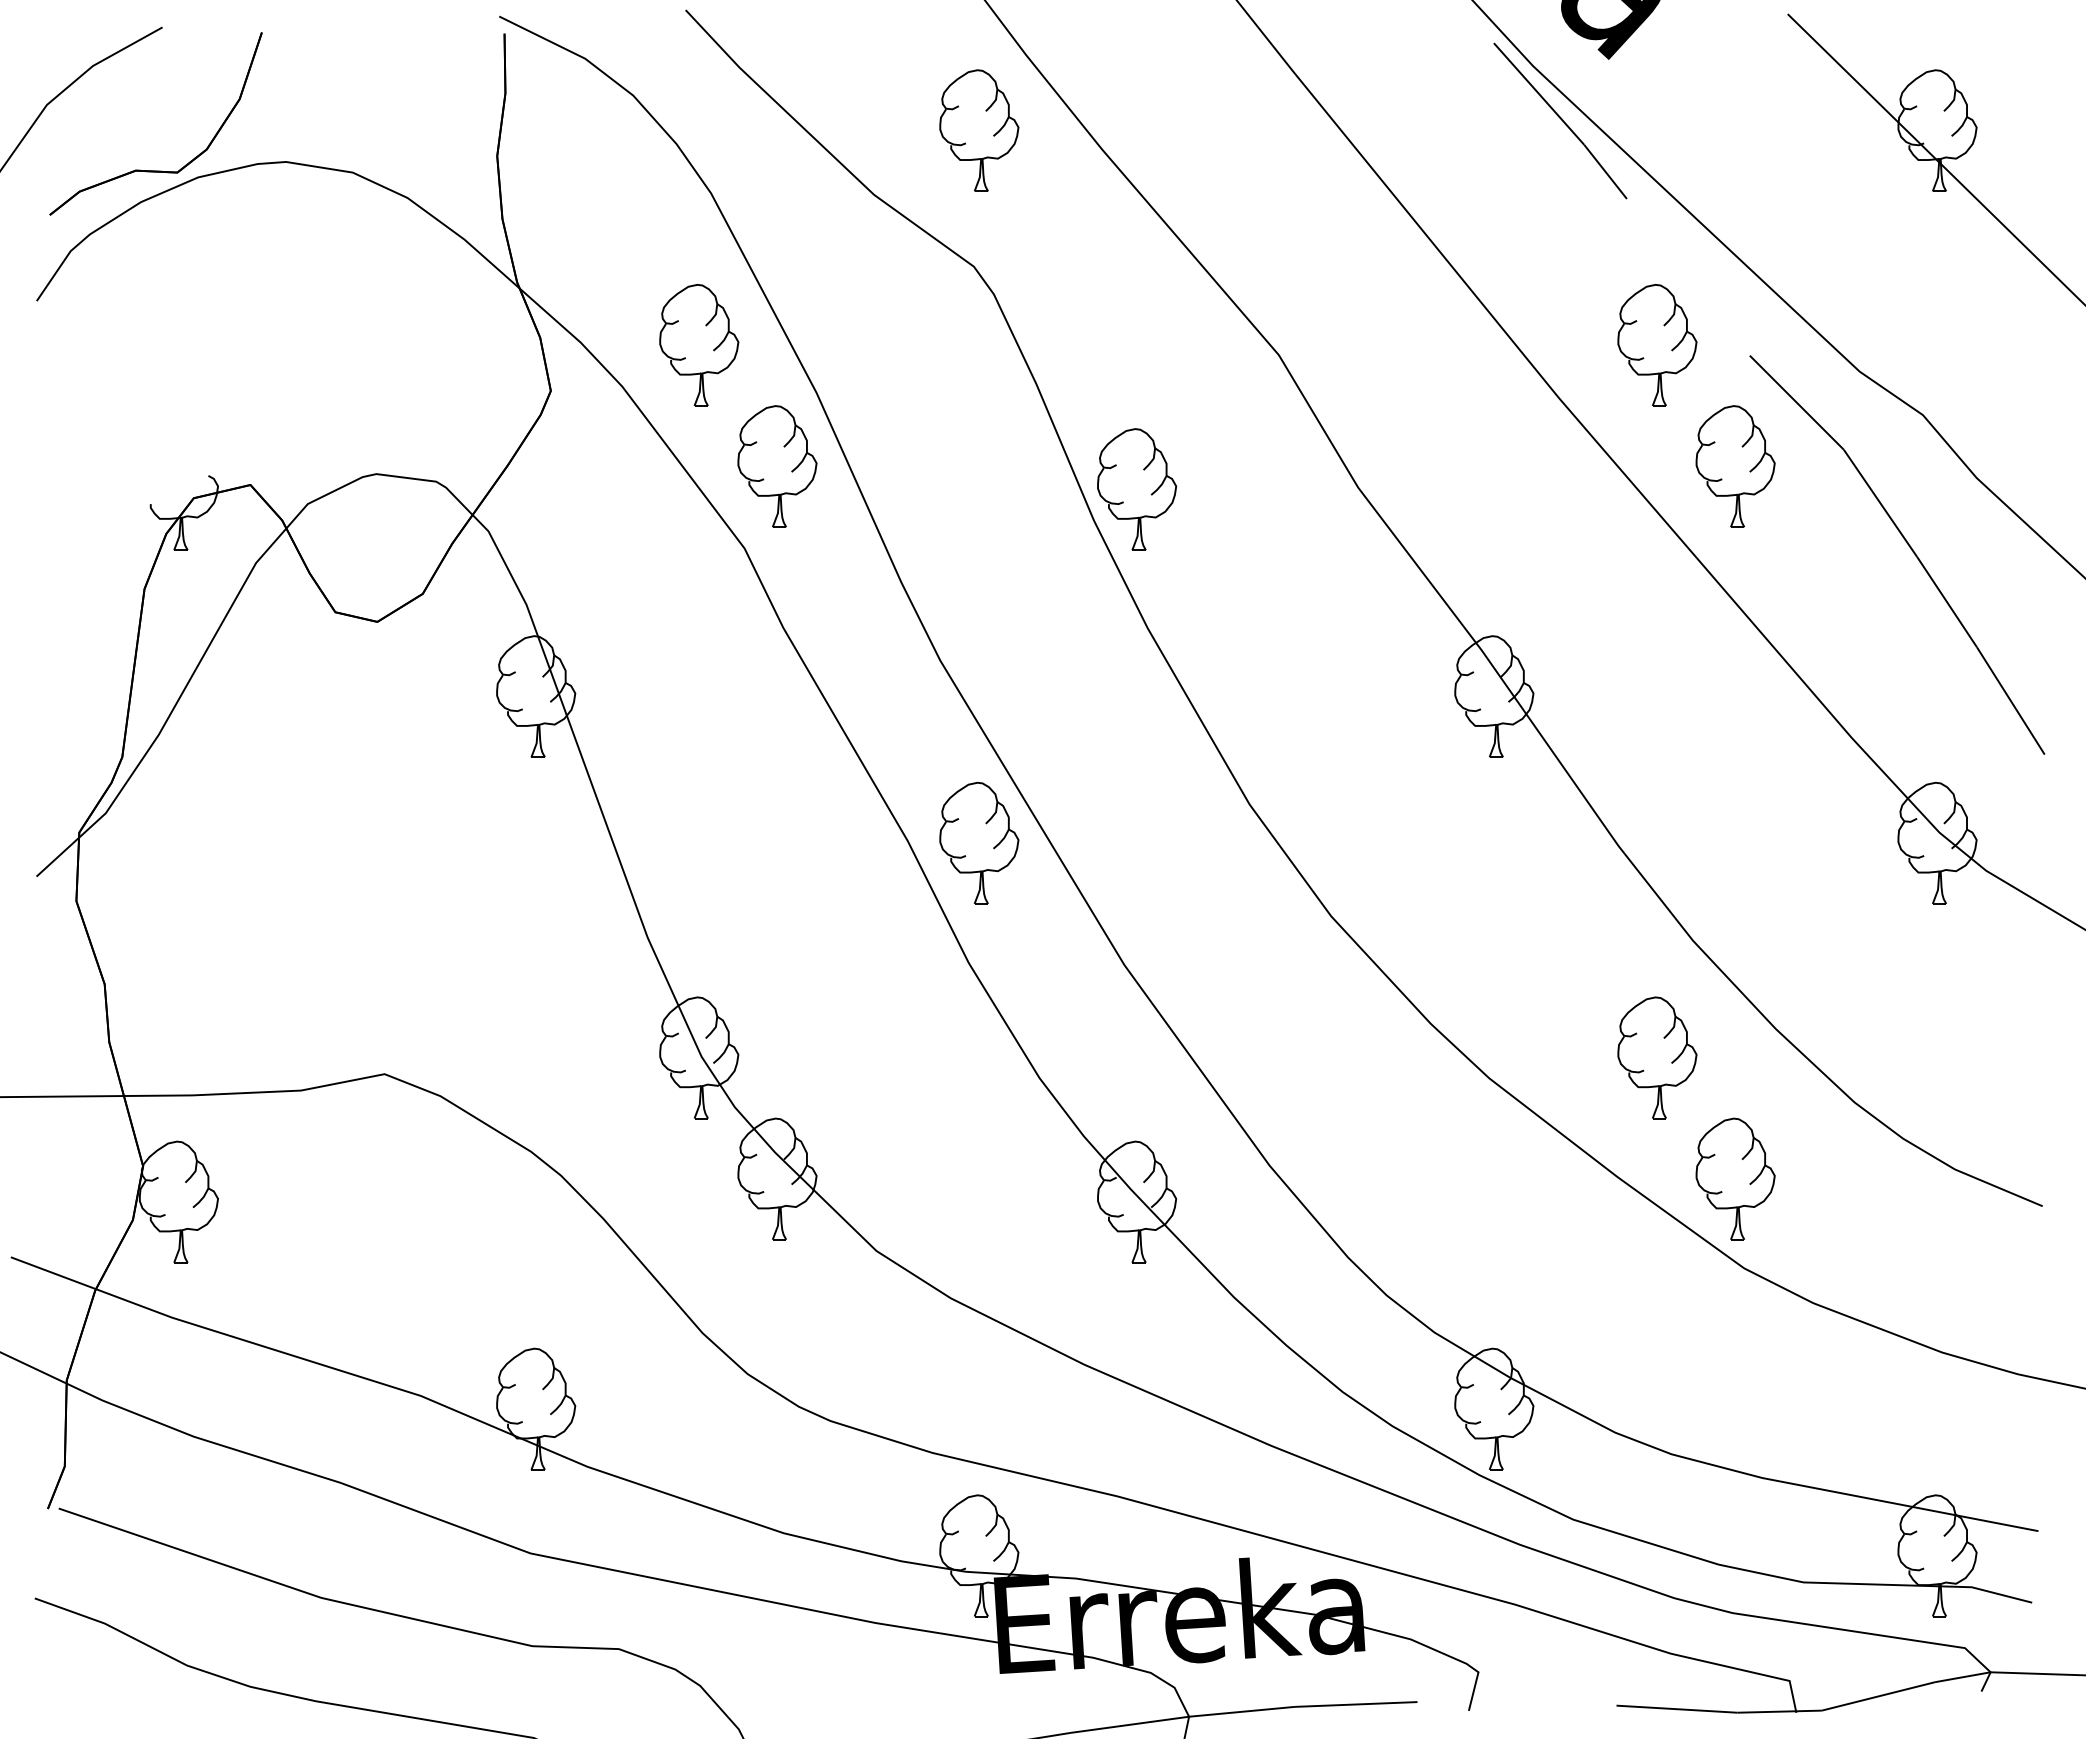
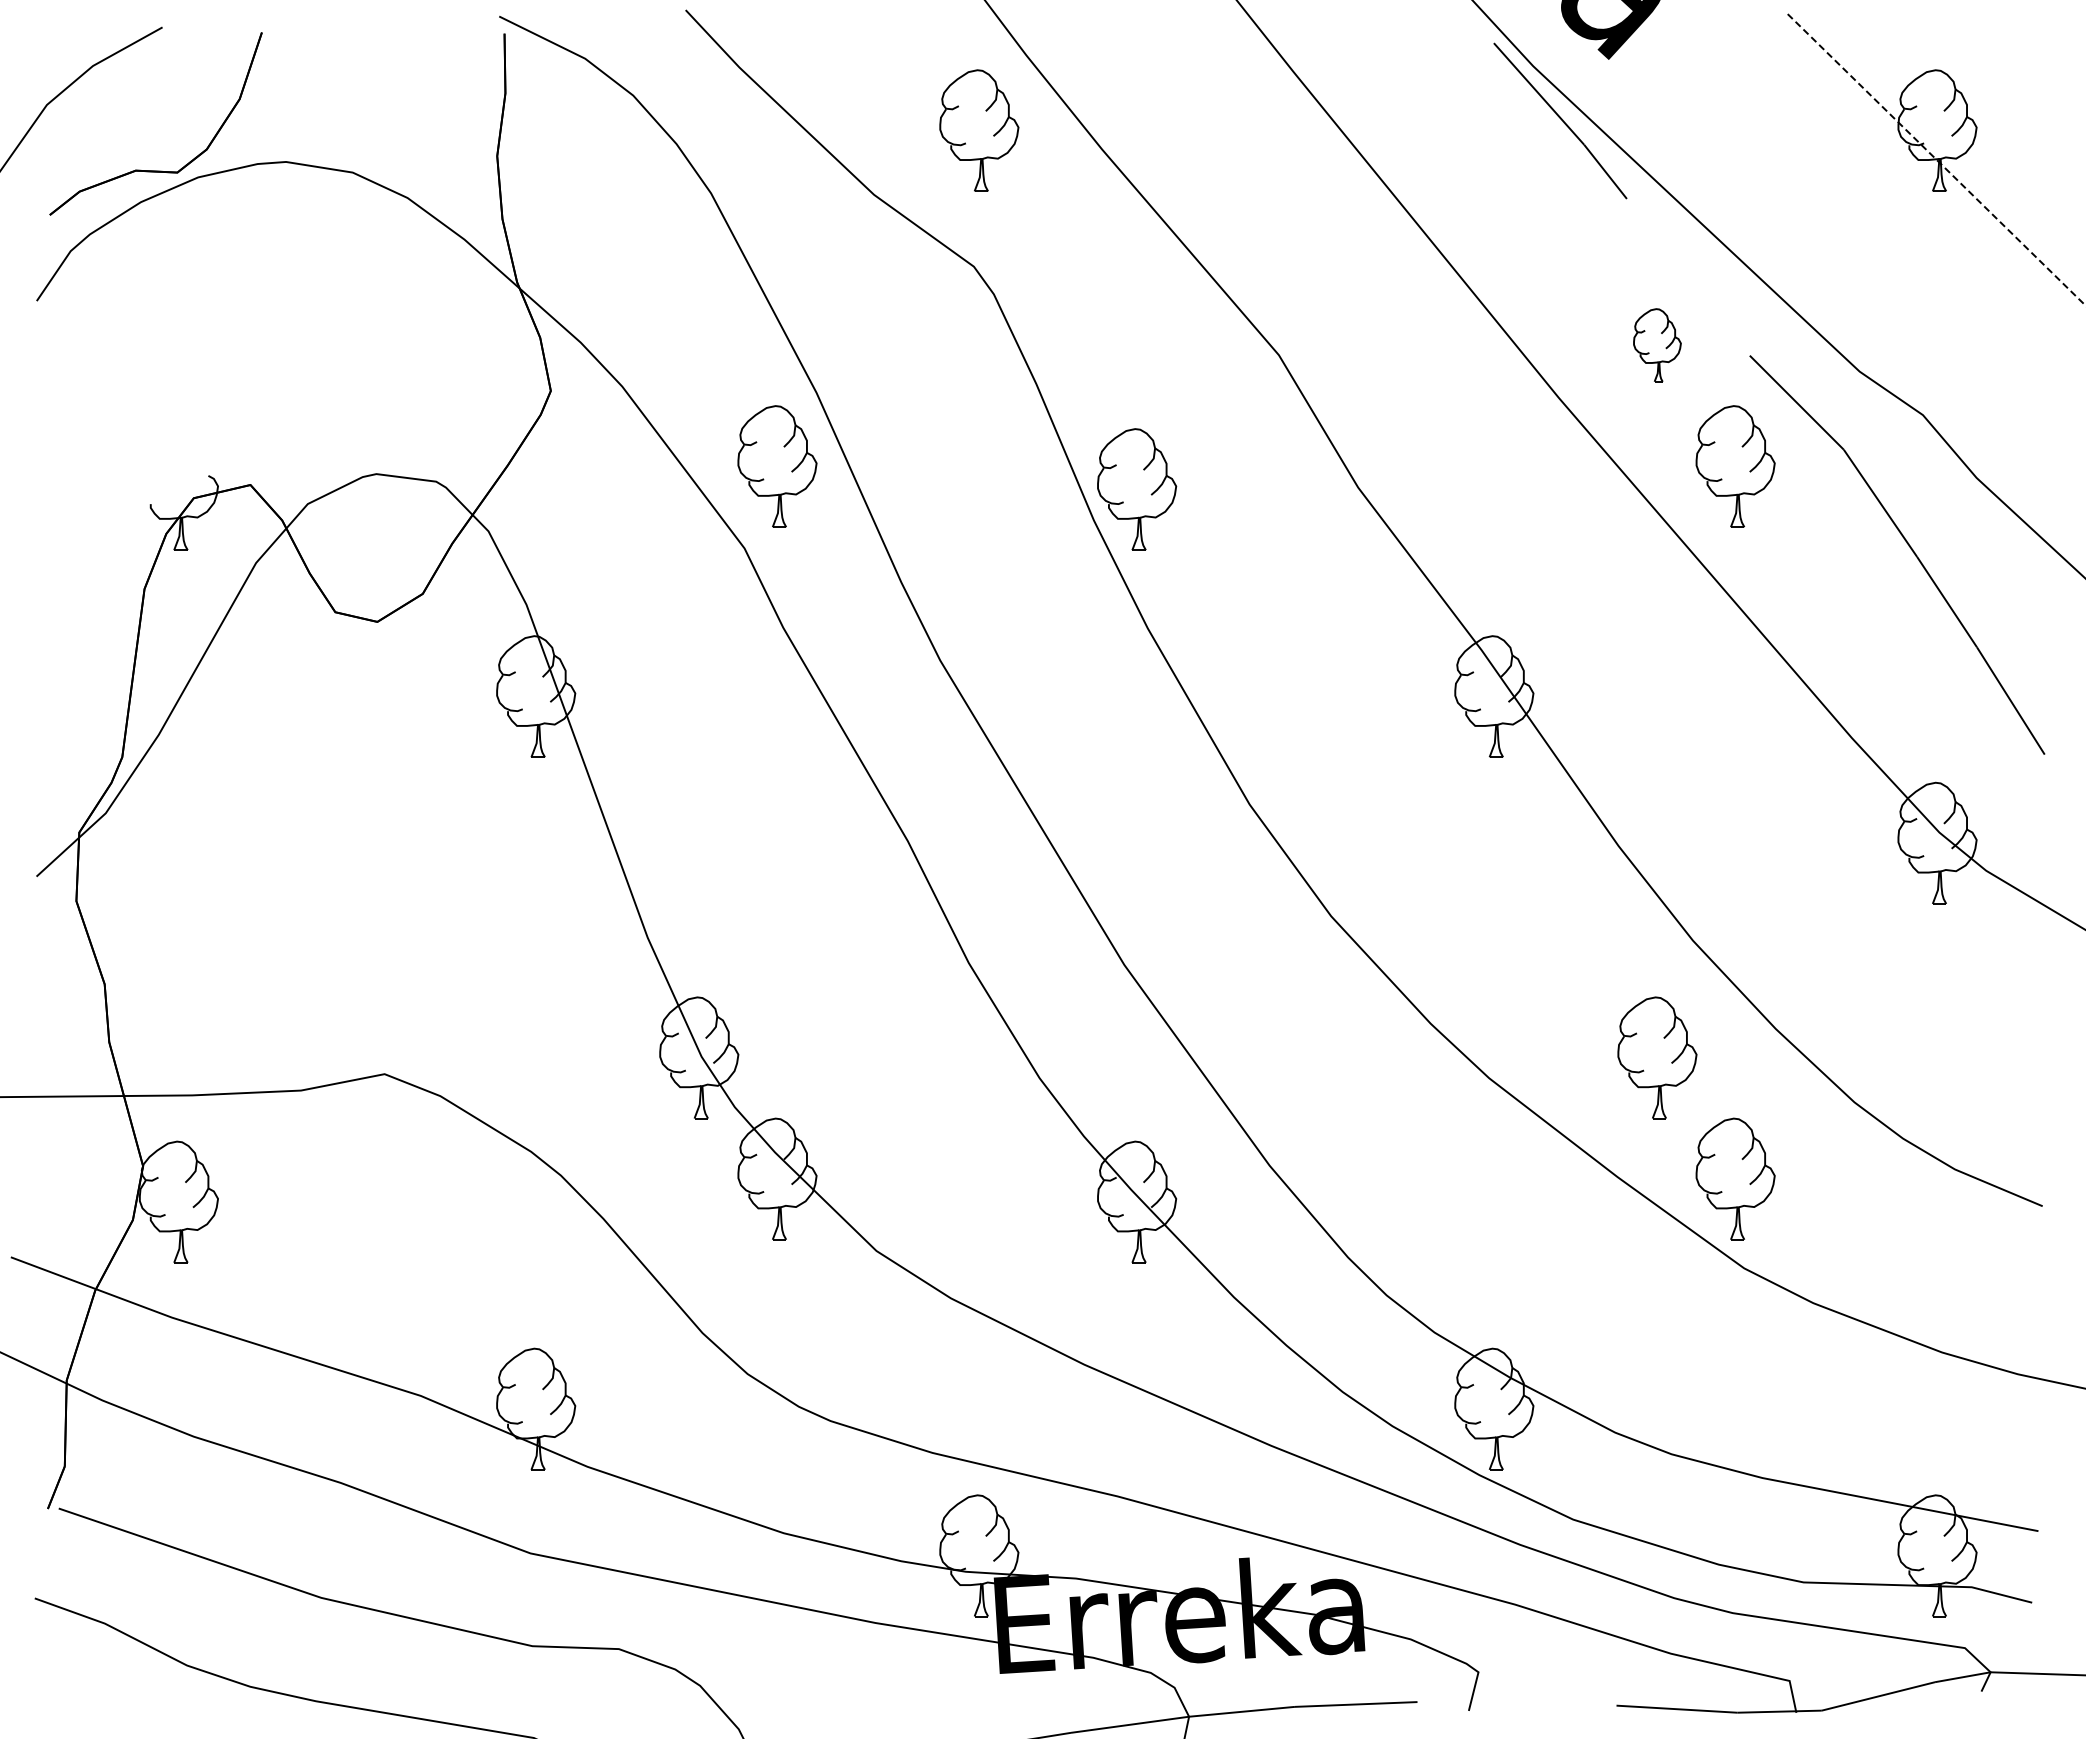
line: solid -> dashed (1936, 160)
part: present -> none (699, 345)
part size: 81x123 px -> 49x75 px (1657, 345)
part: present -> none (979, 842)
